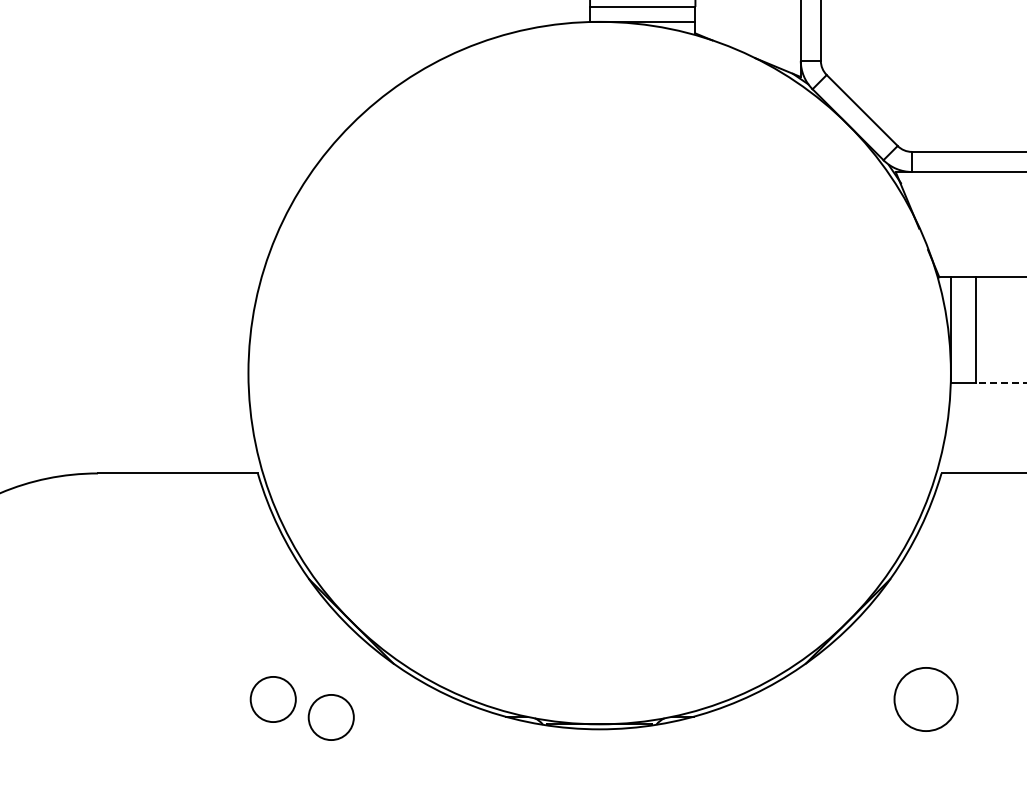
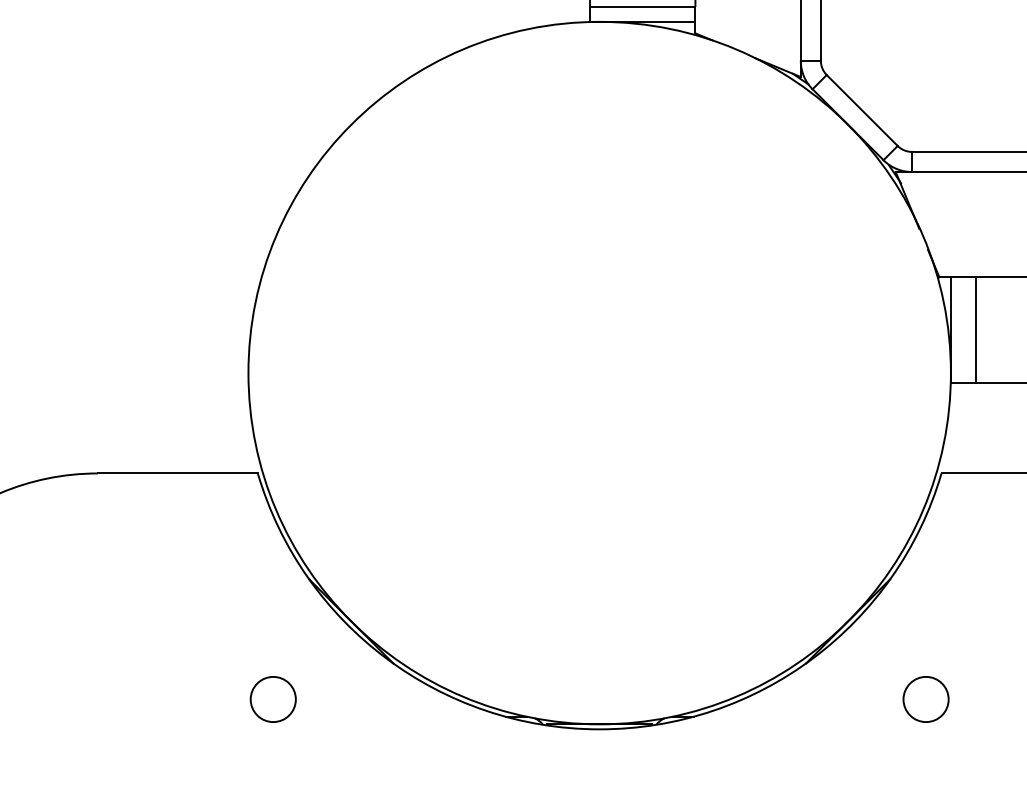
line: dashed -> solid (1000, 382)
circle size: 66x65 px -> 48x47 px (925, 699)
circle: present -> none (330, 717)
